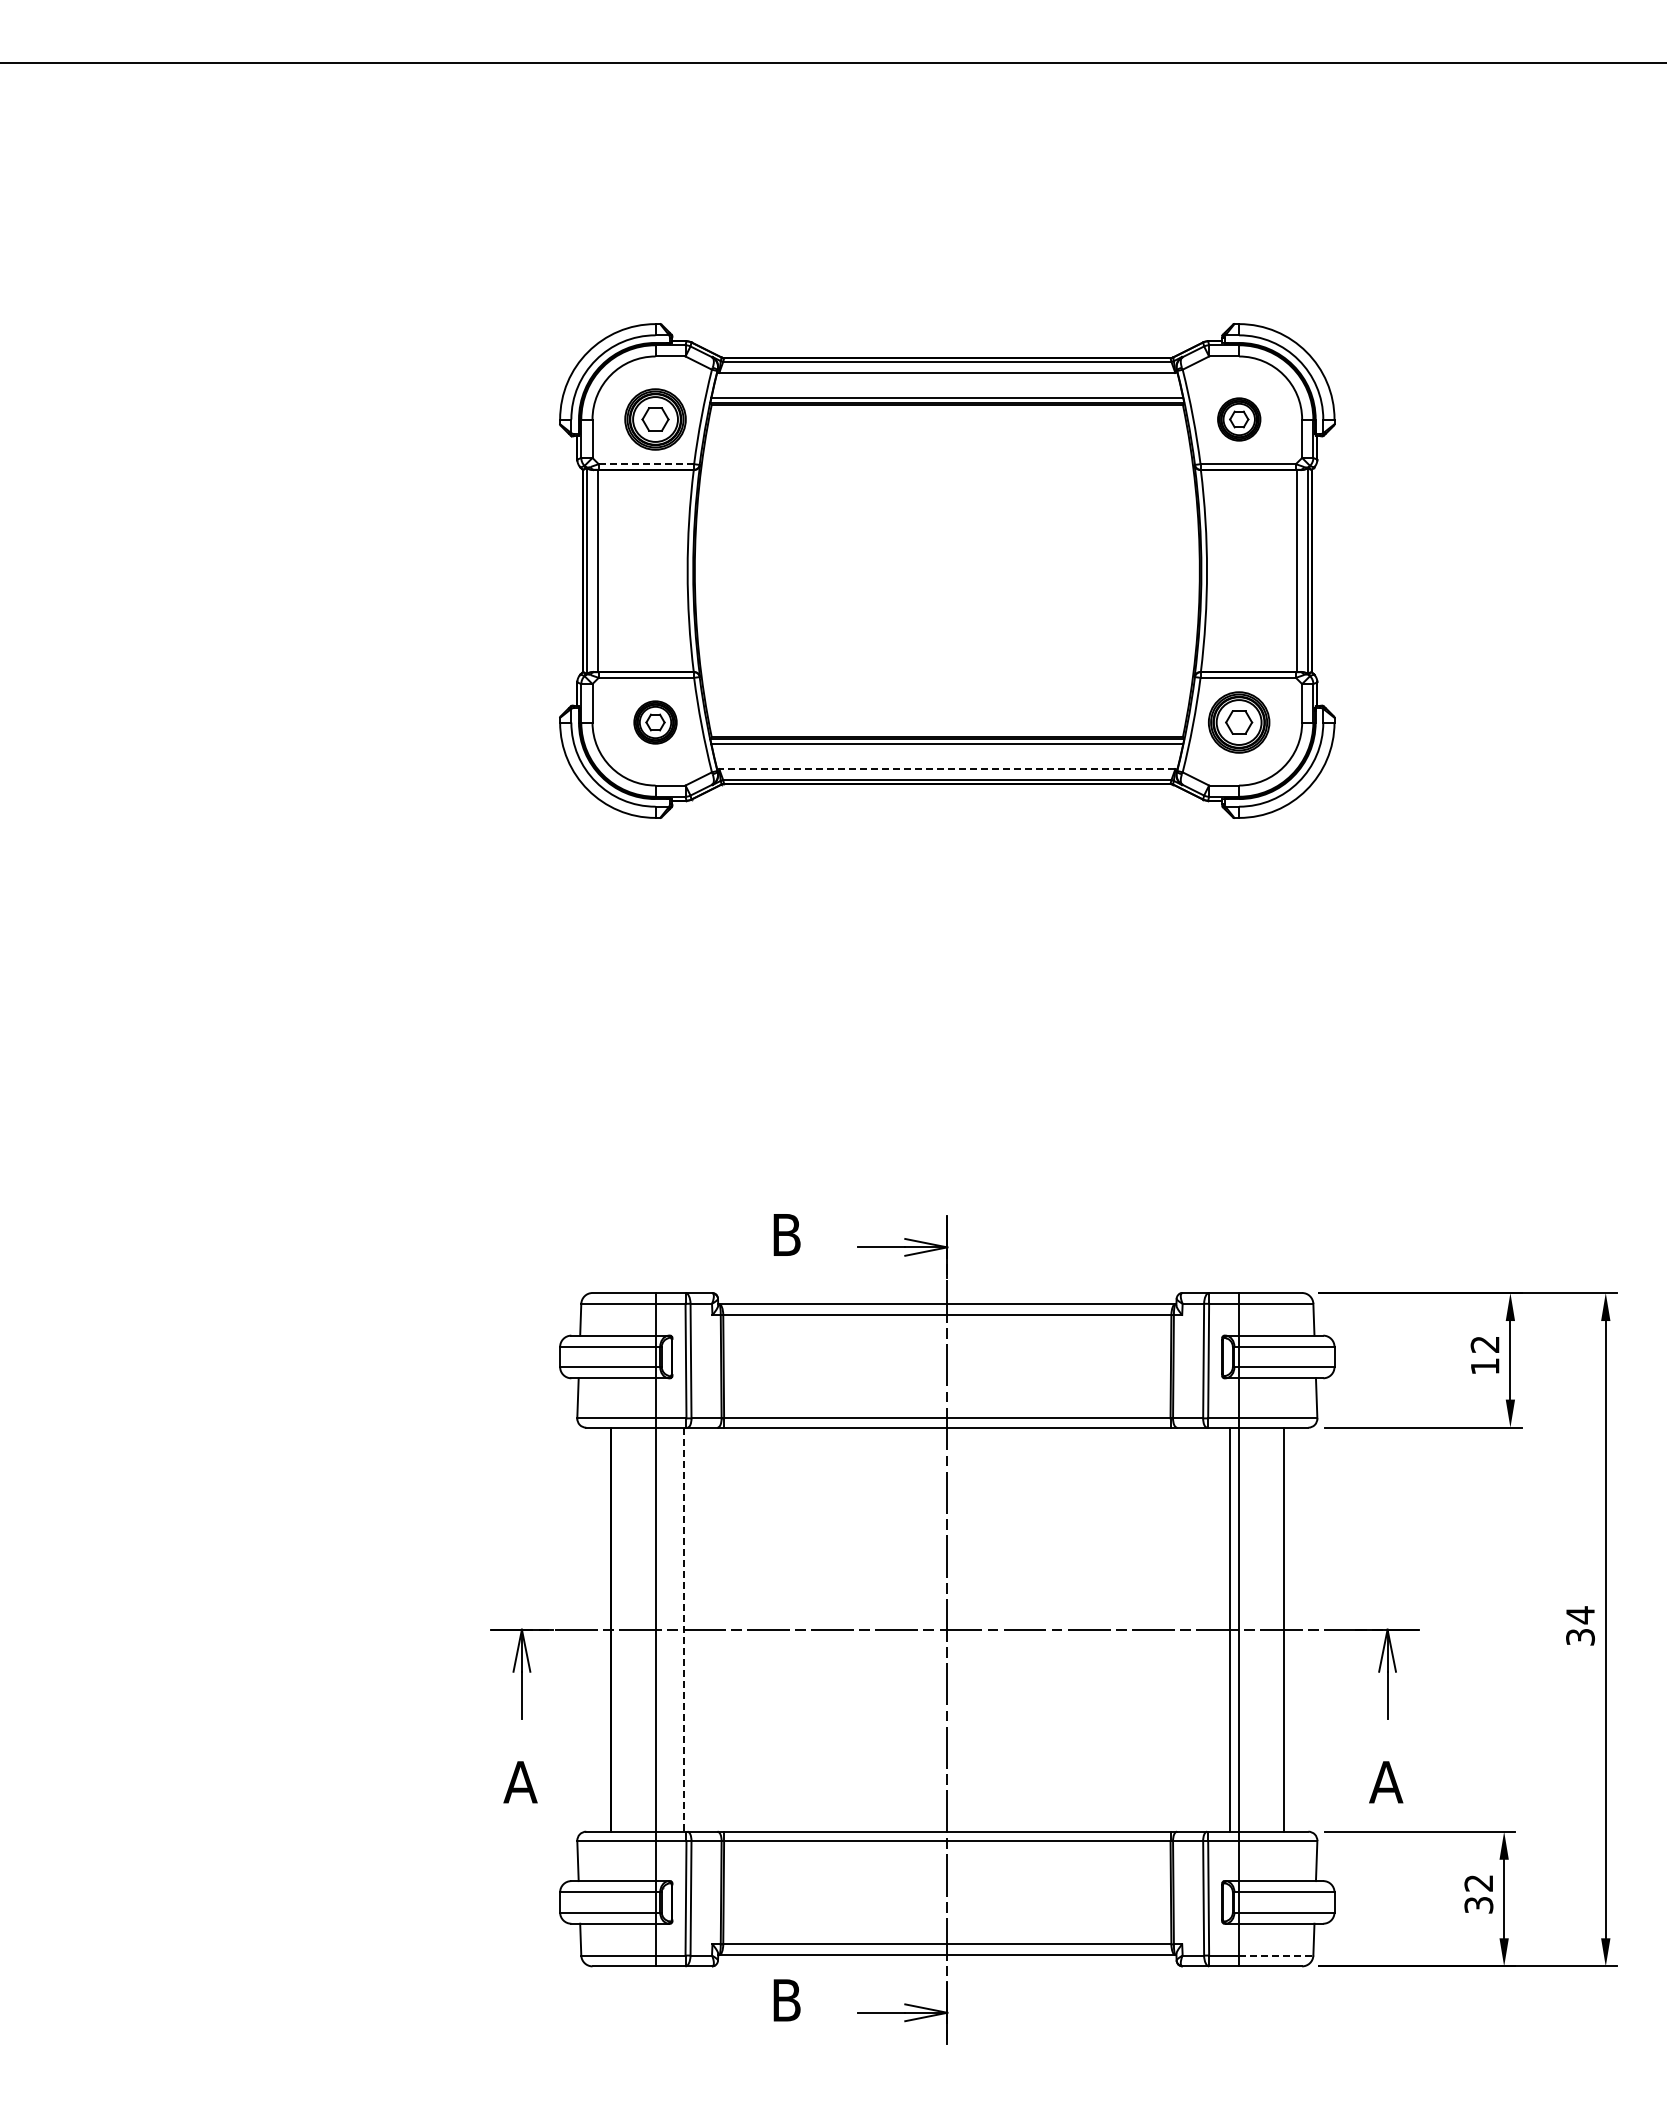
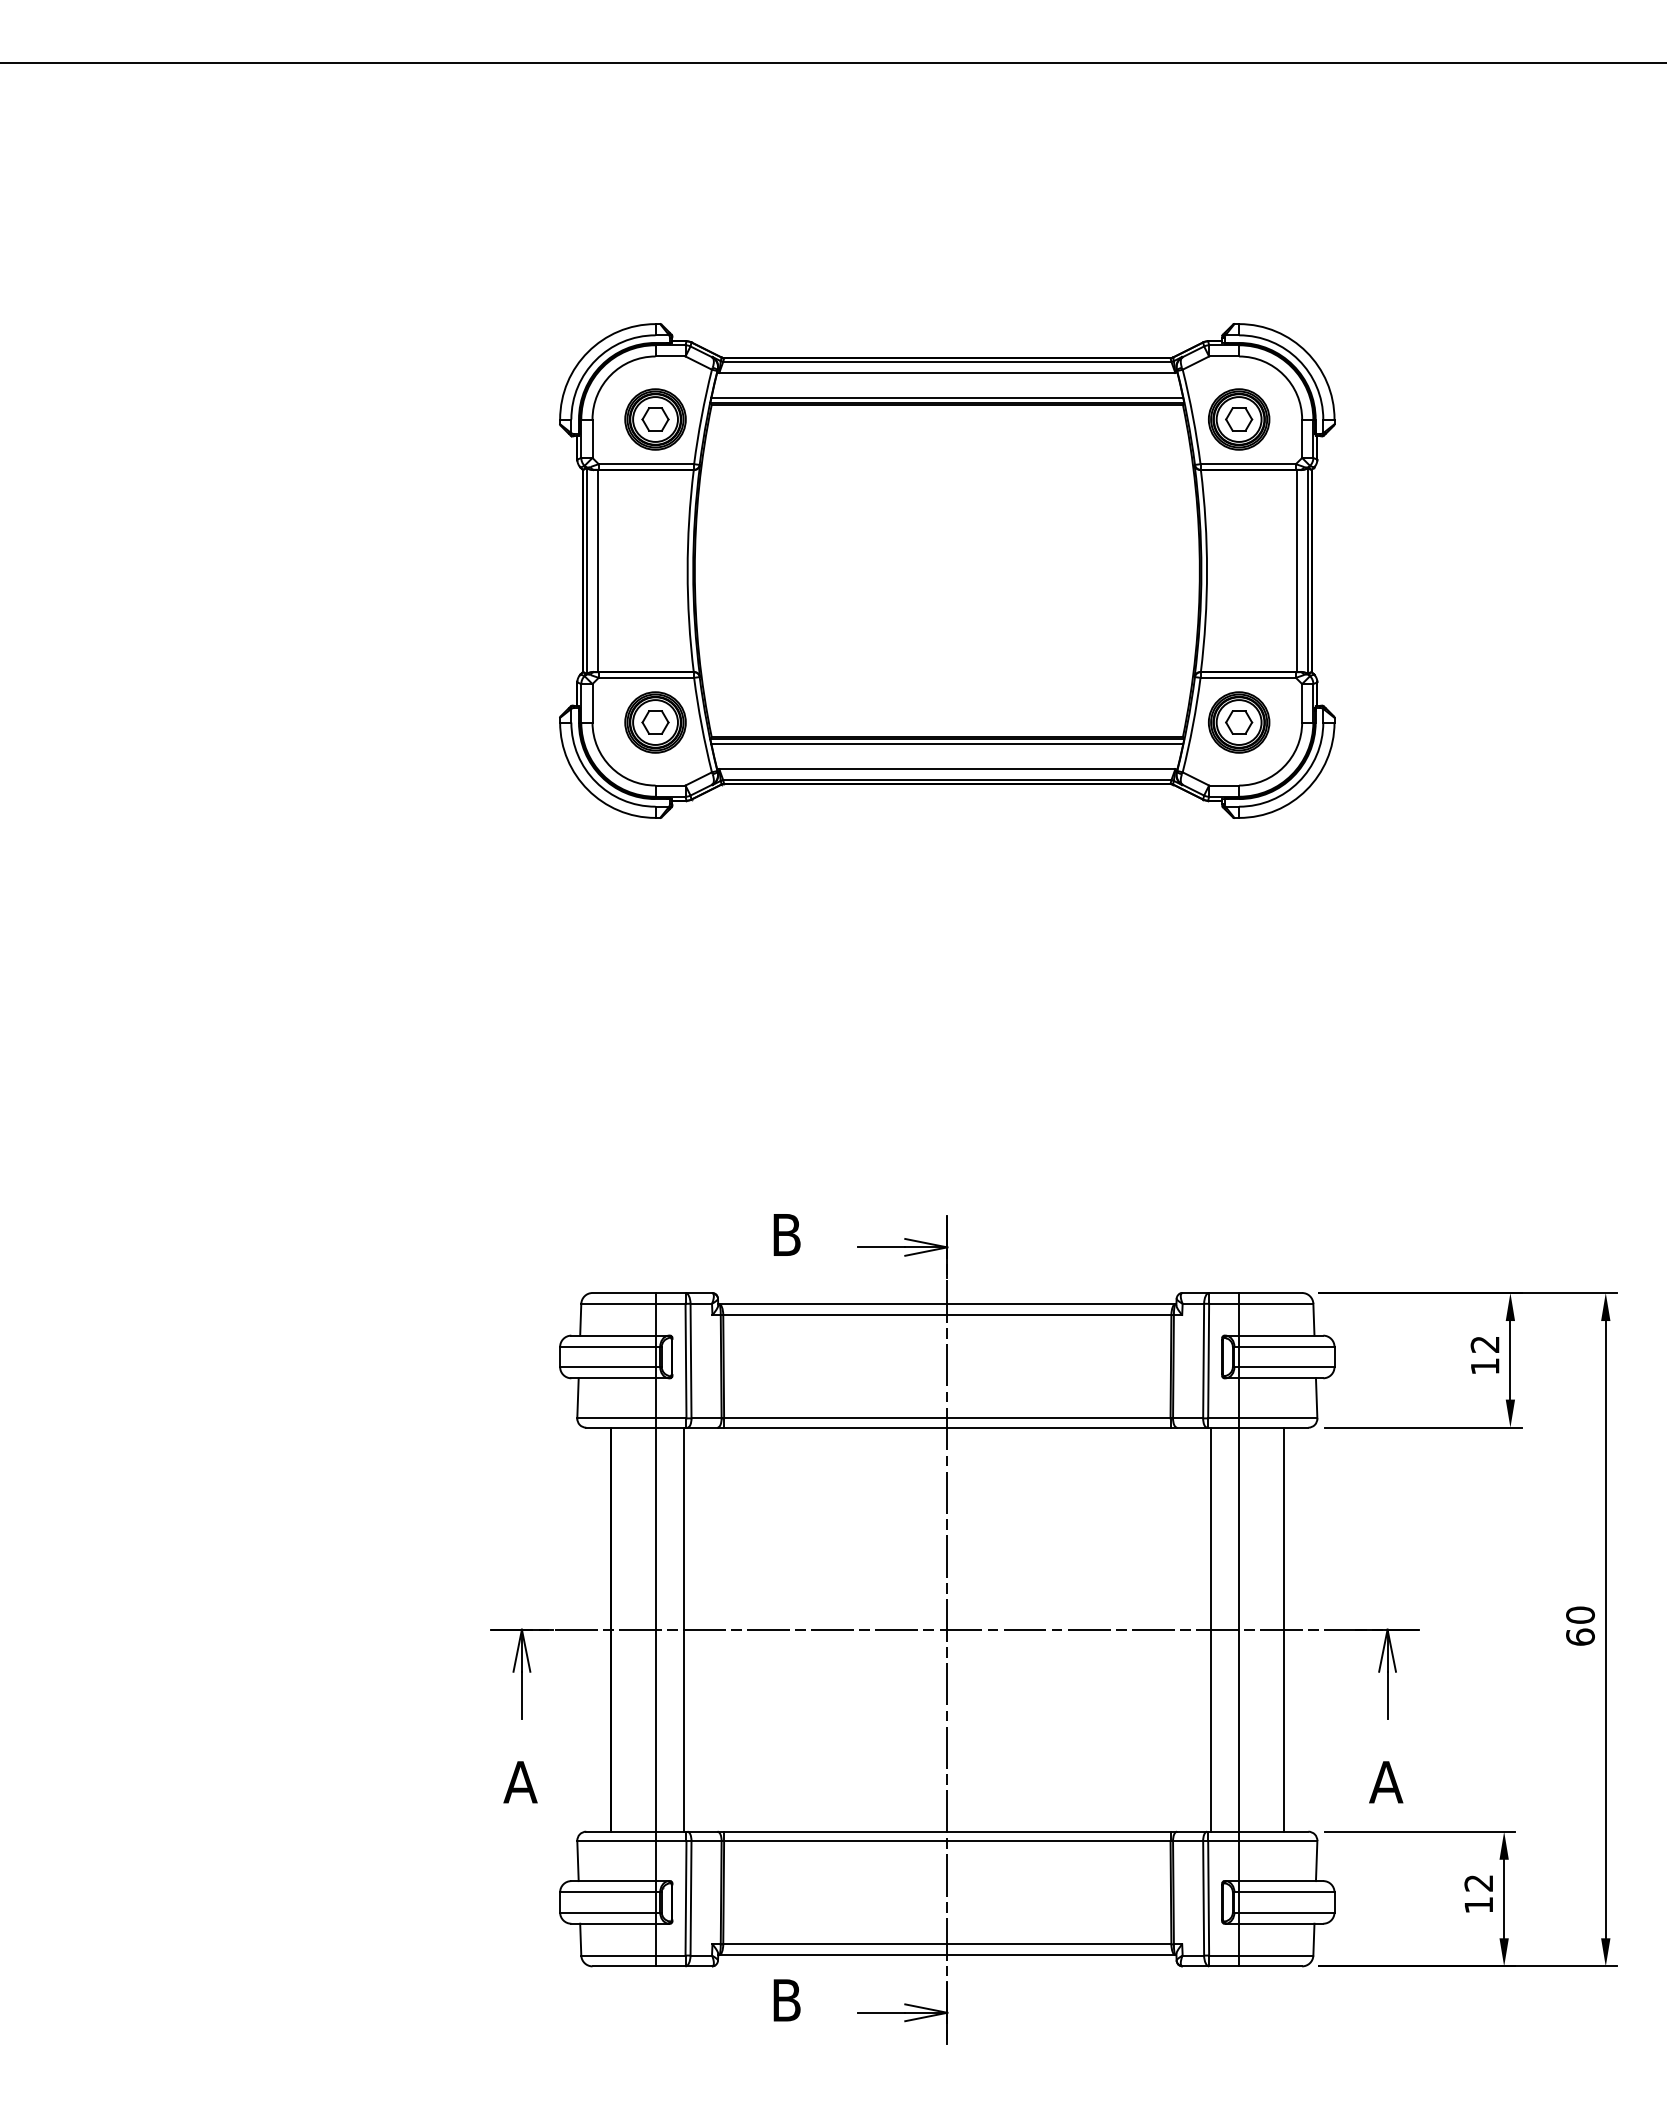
part size: 45x45 px -> 63x63 px (1239, 419)
line: dashed -> solid (646, 464)
part size: 45x45 px -> 63x63 px (655, 722)
line: dashed -> solid (946, 769)
text: 34 -> 60 (1580, 1625)
line position: (1230, 1629) -> (1211, 1629) (1211, 1629)
line: dashed -> solid (683, 1630)
text: 32 -> 12 (1478, 1905)
line: dashed -> solid (1276, 1955)
